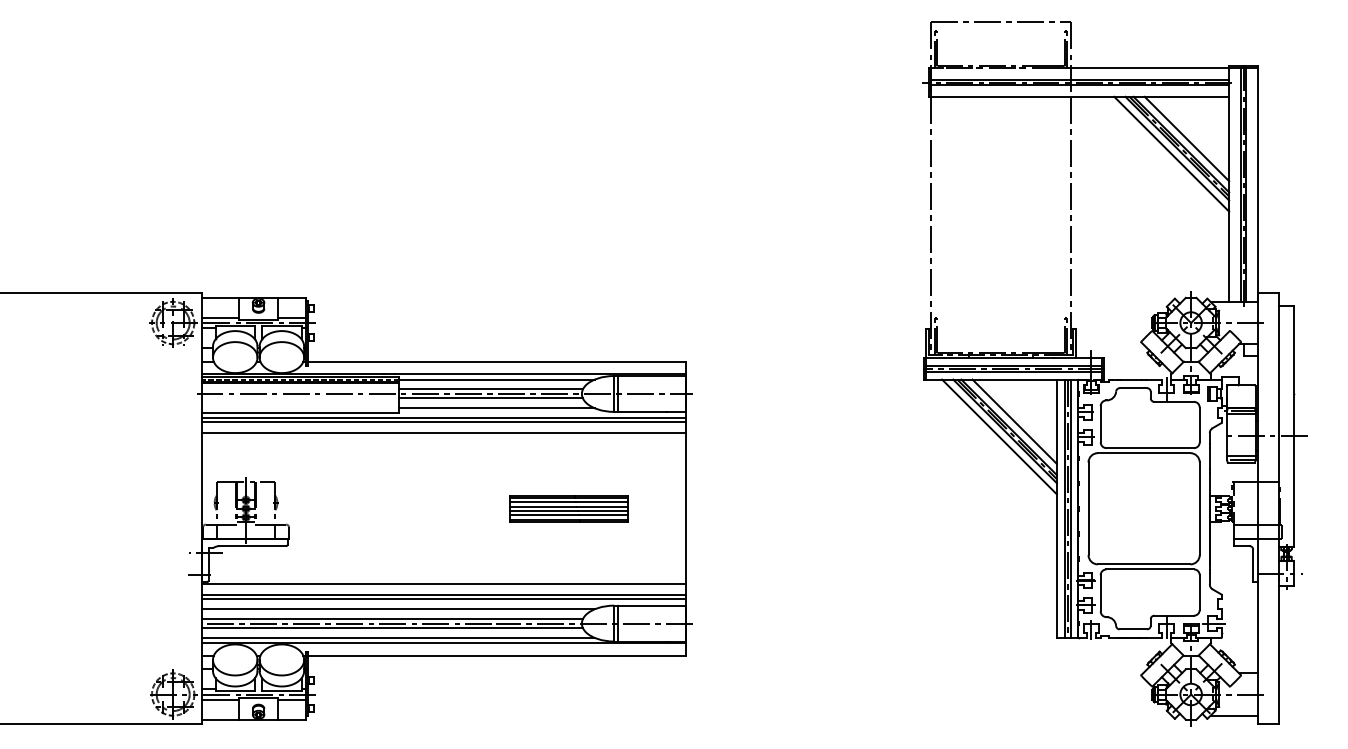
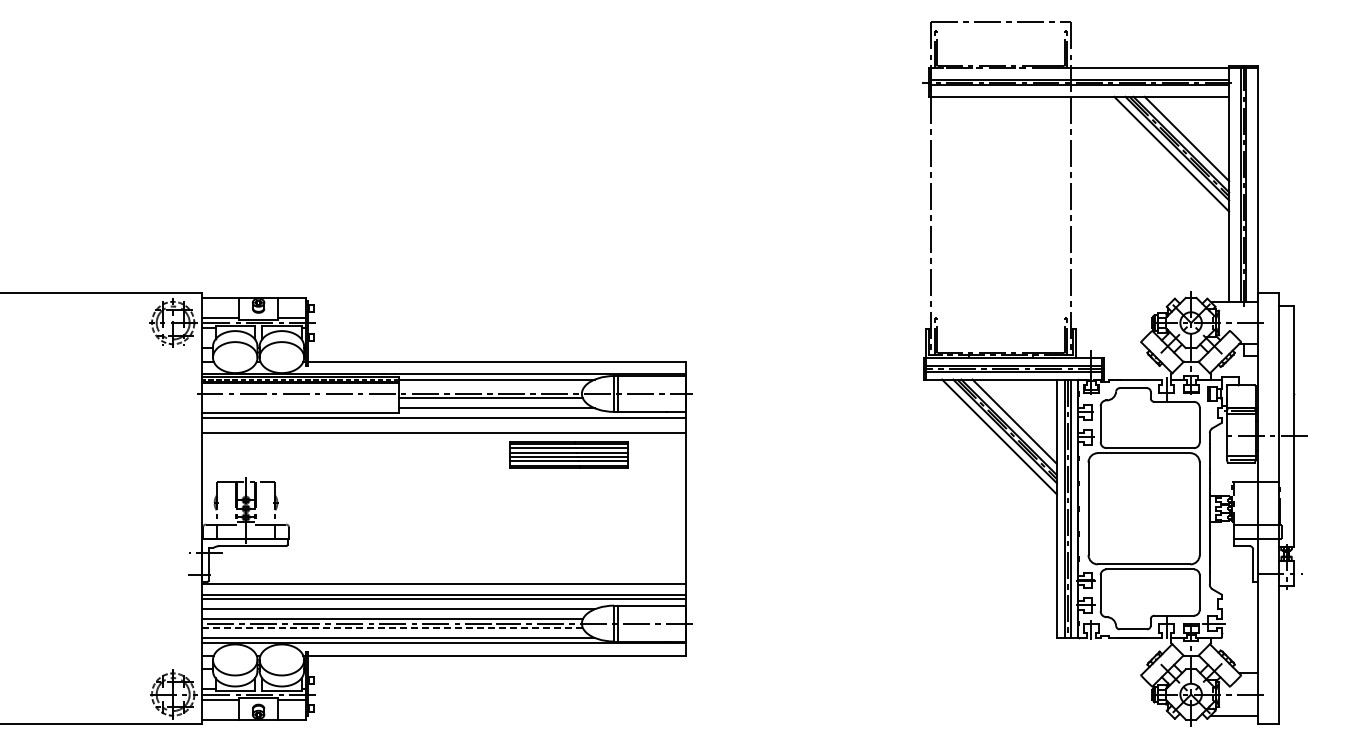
line: present -> none (490, 389)
line: present -> none (443, 422)
part position: (568, 508) -> (568, 454) (568, 454)
line: solid -> dashed (392, 628)
